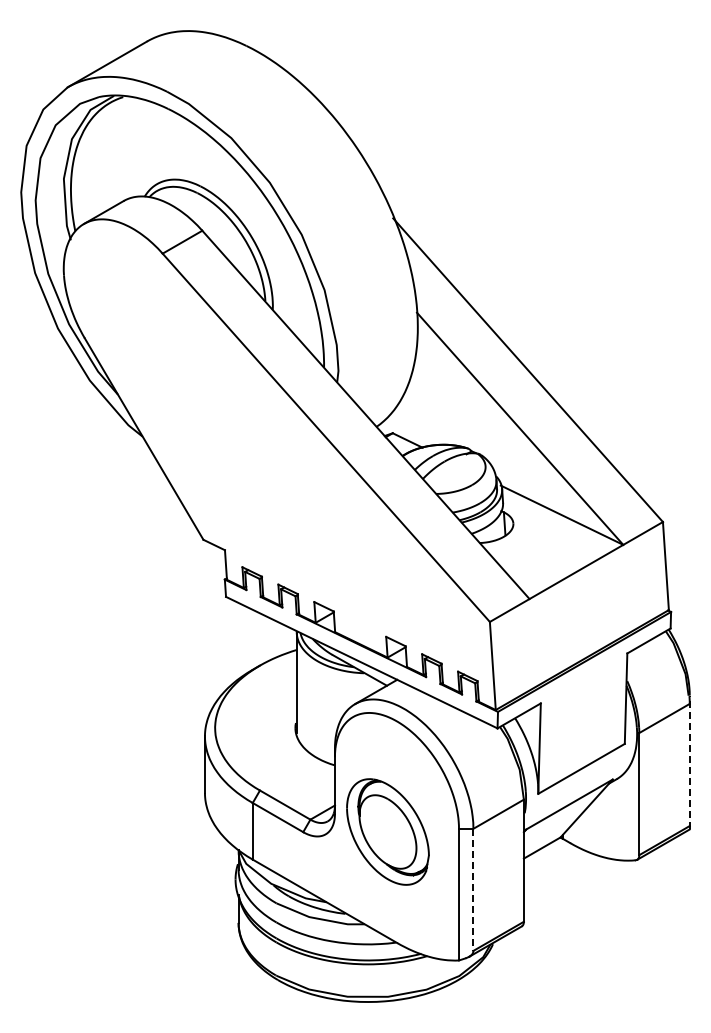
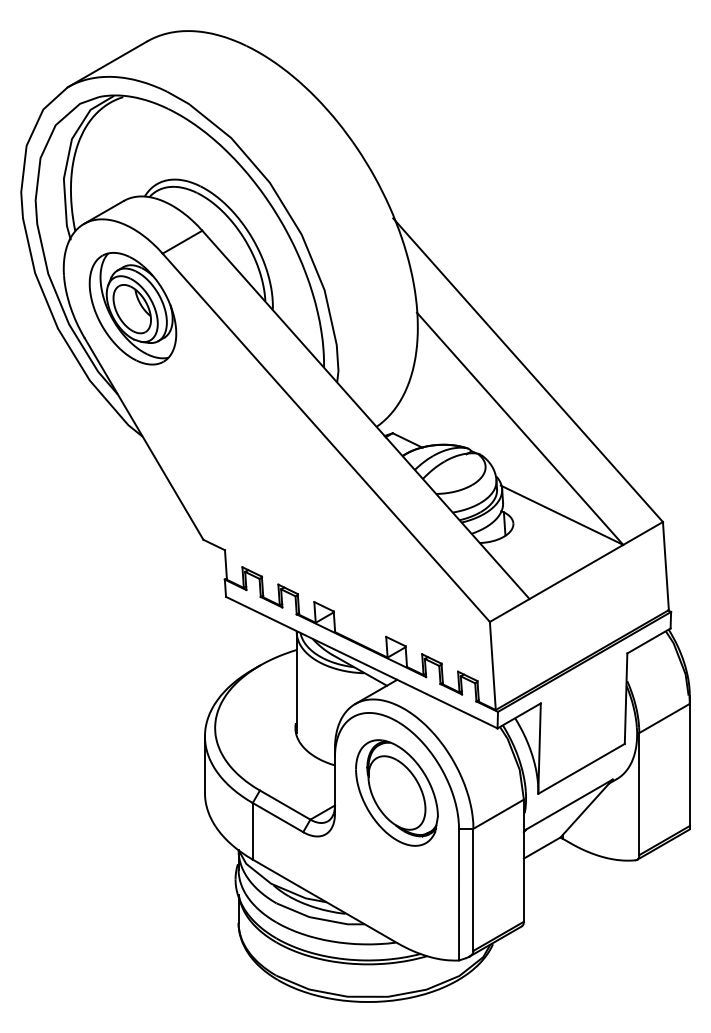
part: none -> present (132, 308)
line: dashed -> solid (689, 762)
part position: (387, 831) -> (396, 792) (396, 792)
line: dashed -> solid (473, 890)
